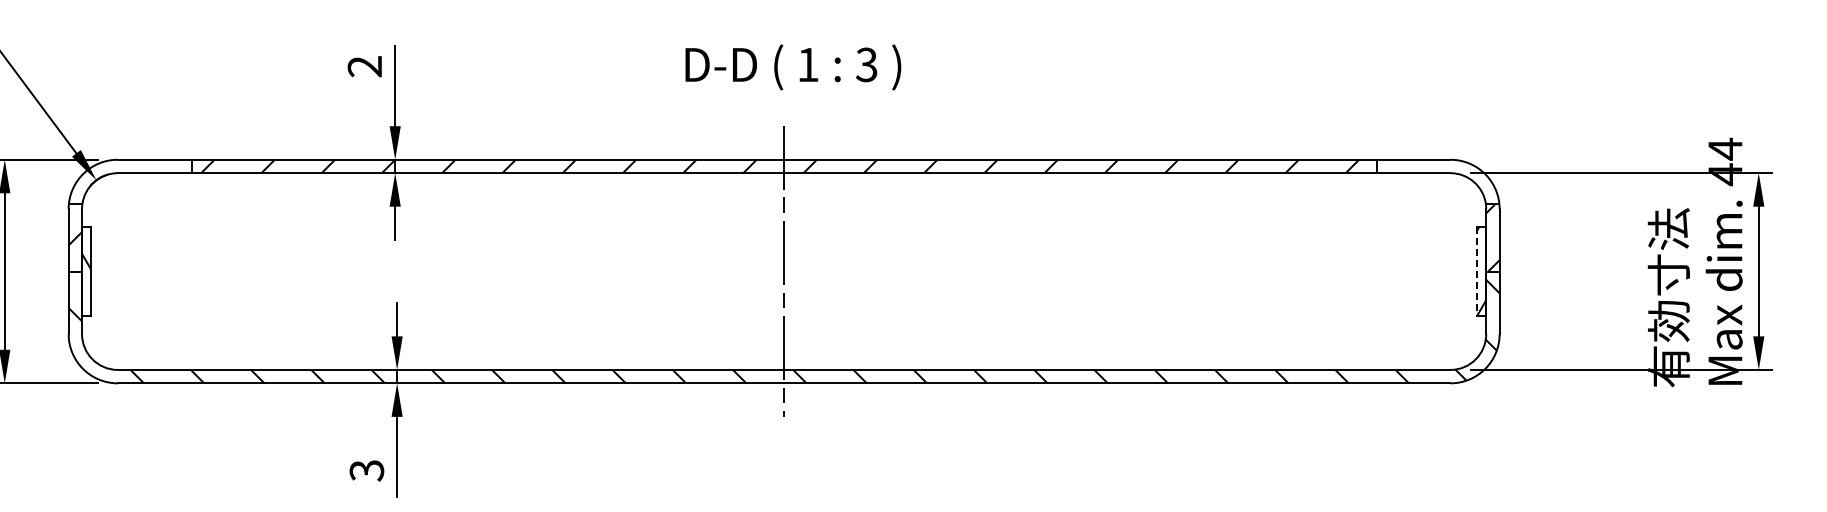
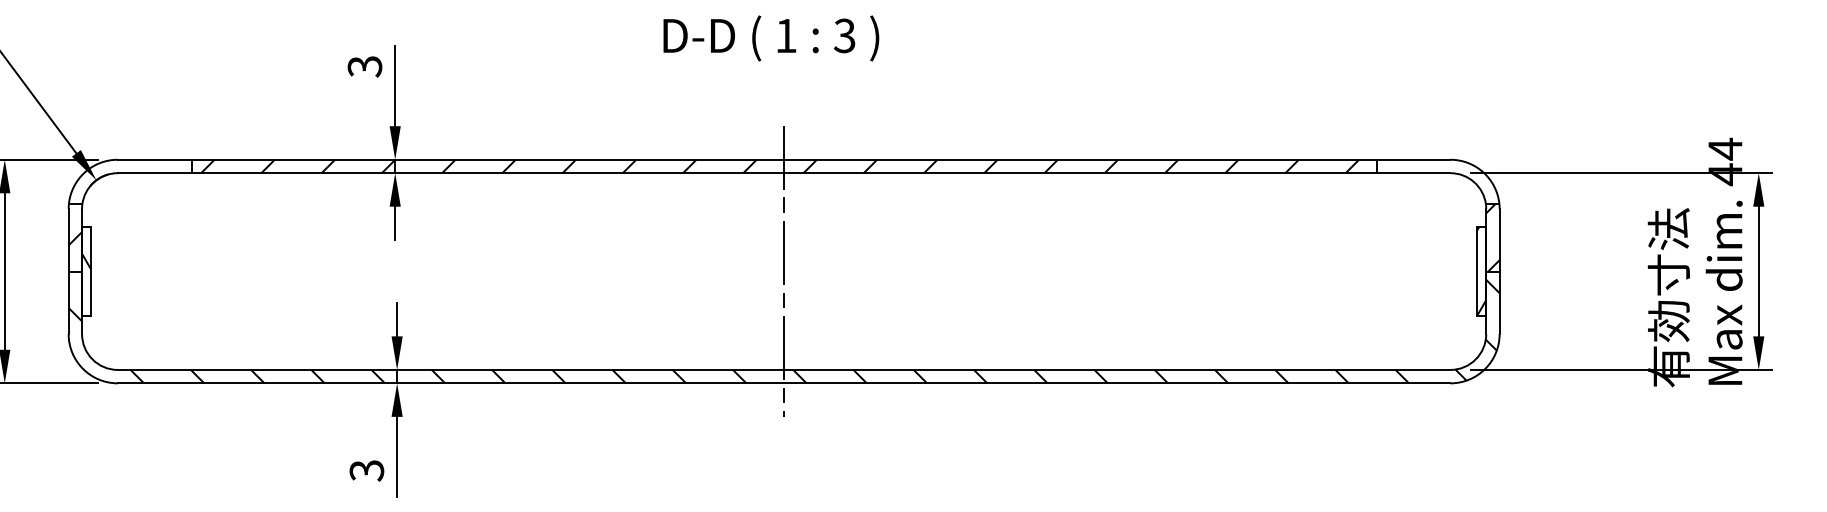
text: 2 -> 3 (365, 66)
text position: (793, 67) -> (771, 38) (771, 38)
line: dashed -> solid (1477, 271)
